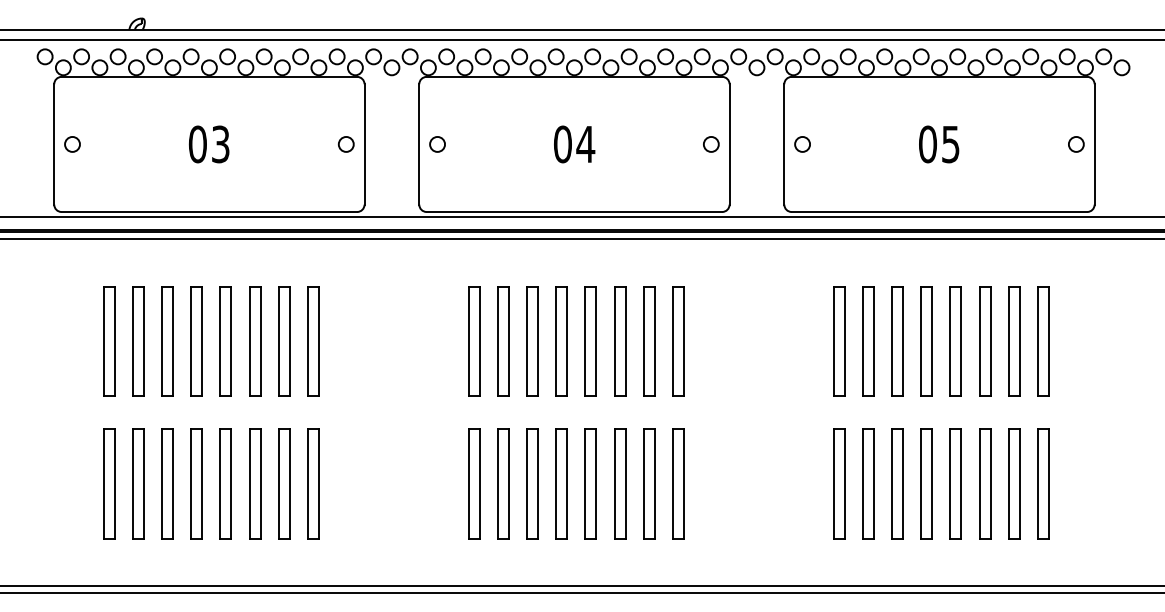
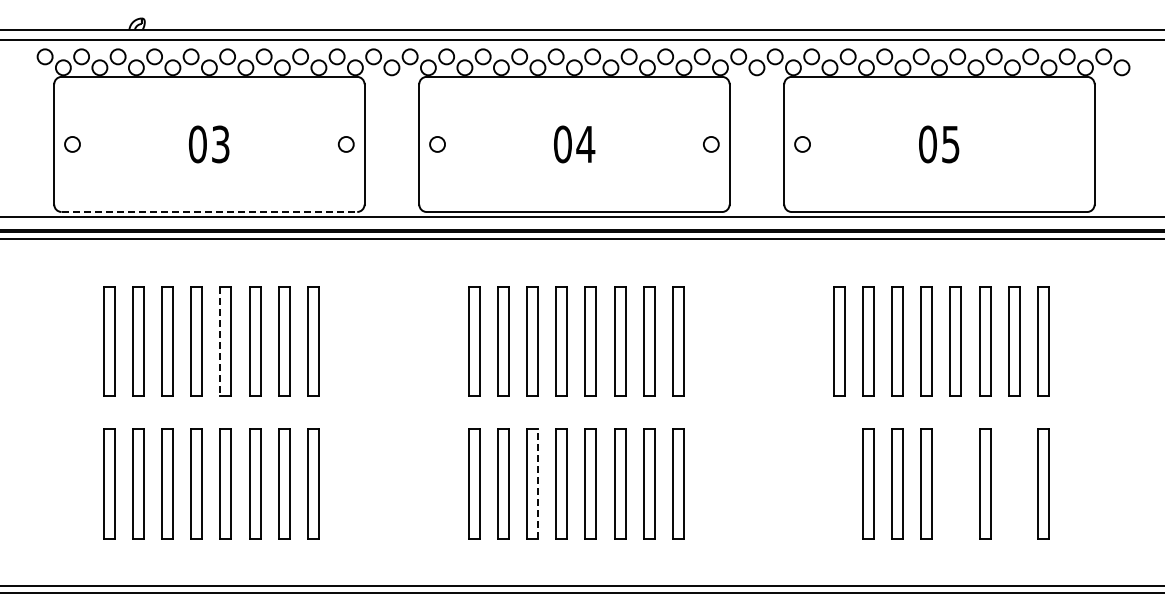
circle: present -> none (1076, 144)
line: solid -> dashed (209, 211)
line: solid -> dashed (220, 341)
line: solid -> dashed (537, 483)
part: present -> none (839, 483)
part: present -> none (955, 483)
part: present -> none (1014, 483)
